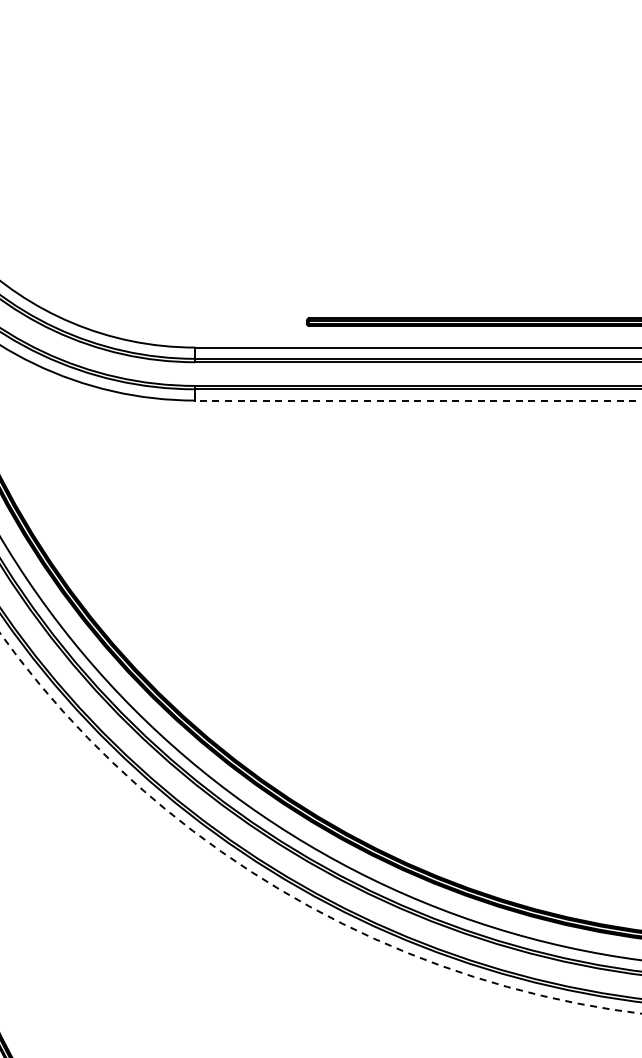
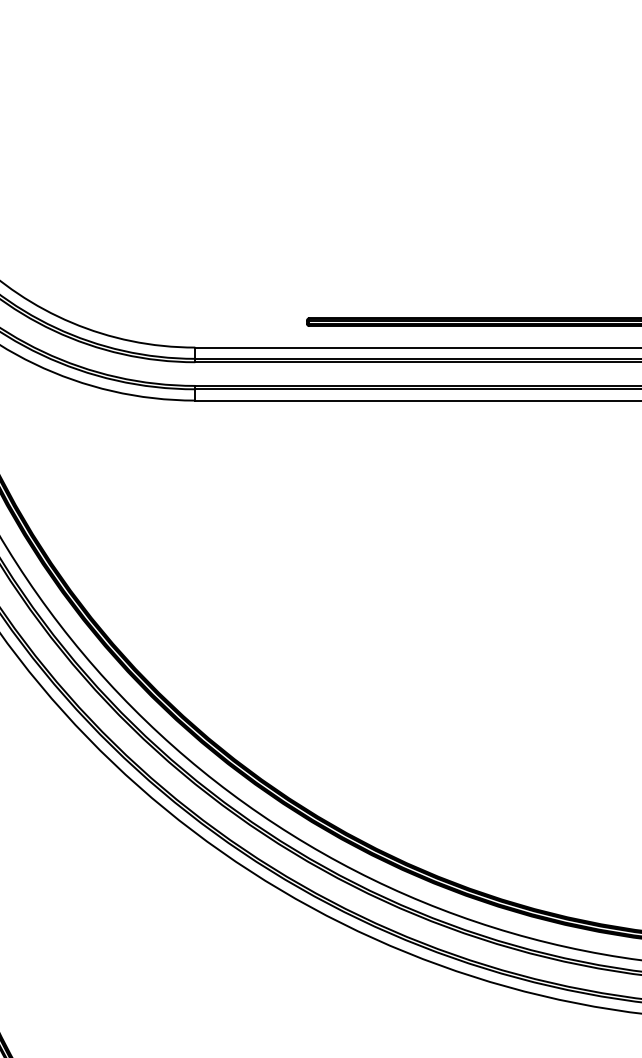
line: dashed -> solid (418, 400)
arc: dashed -> solid (280, 889)
